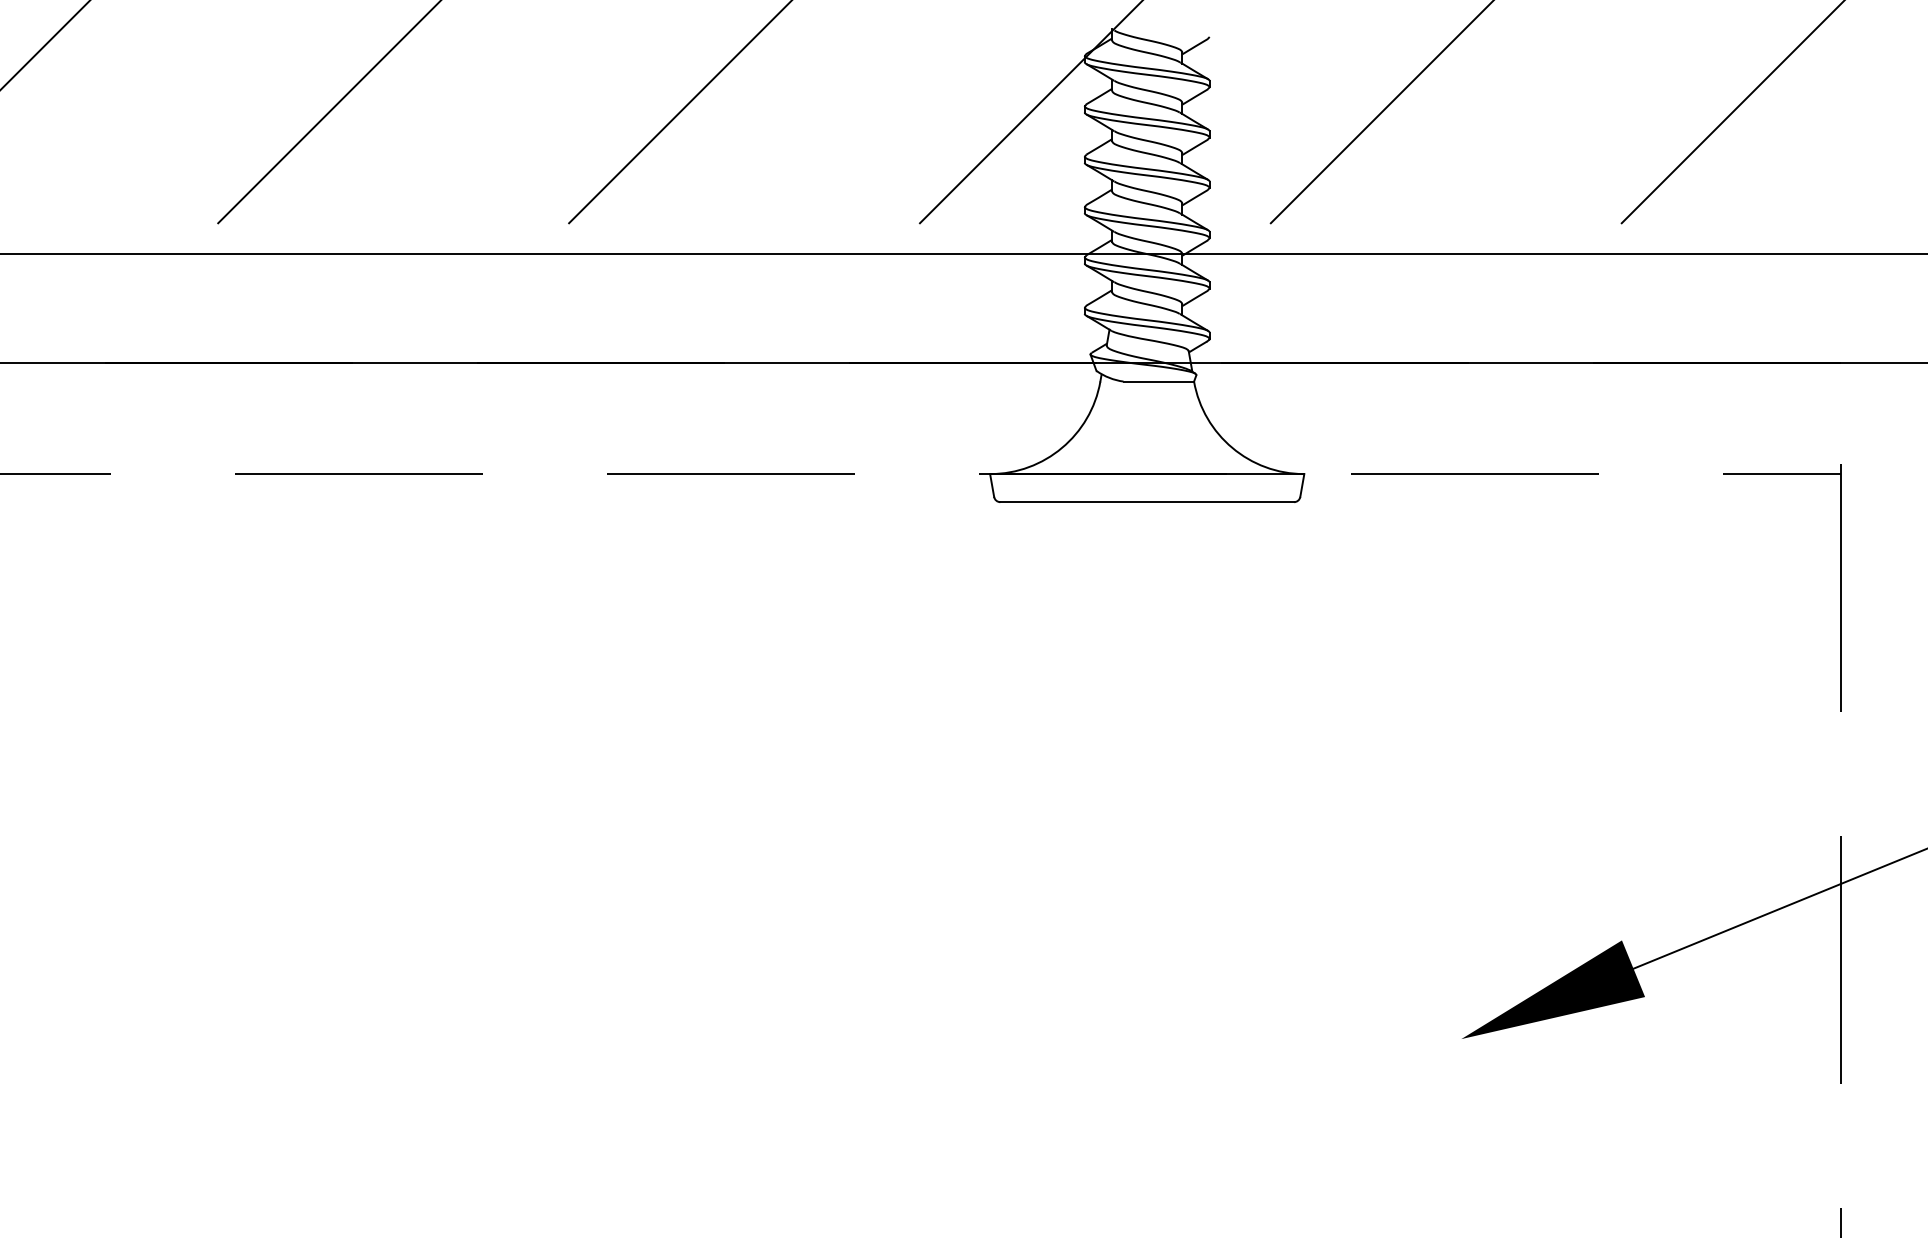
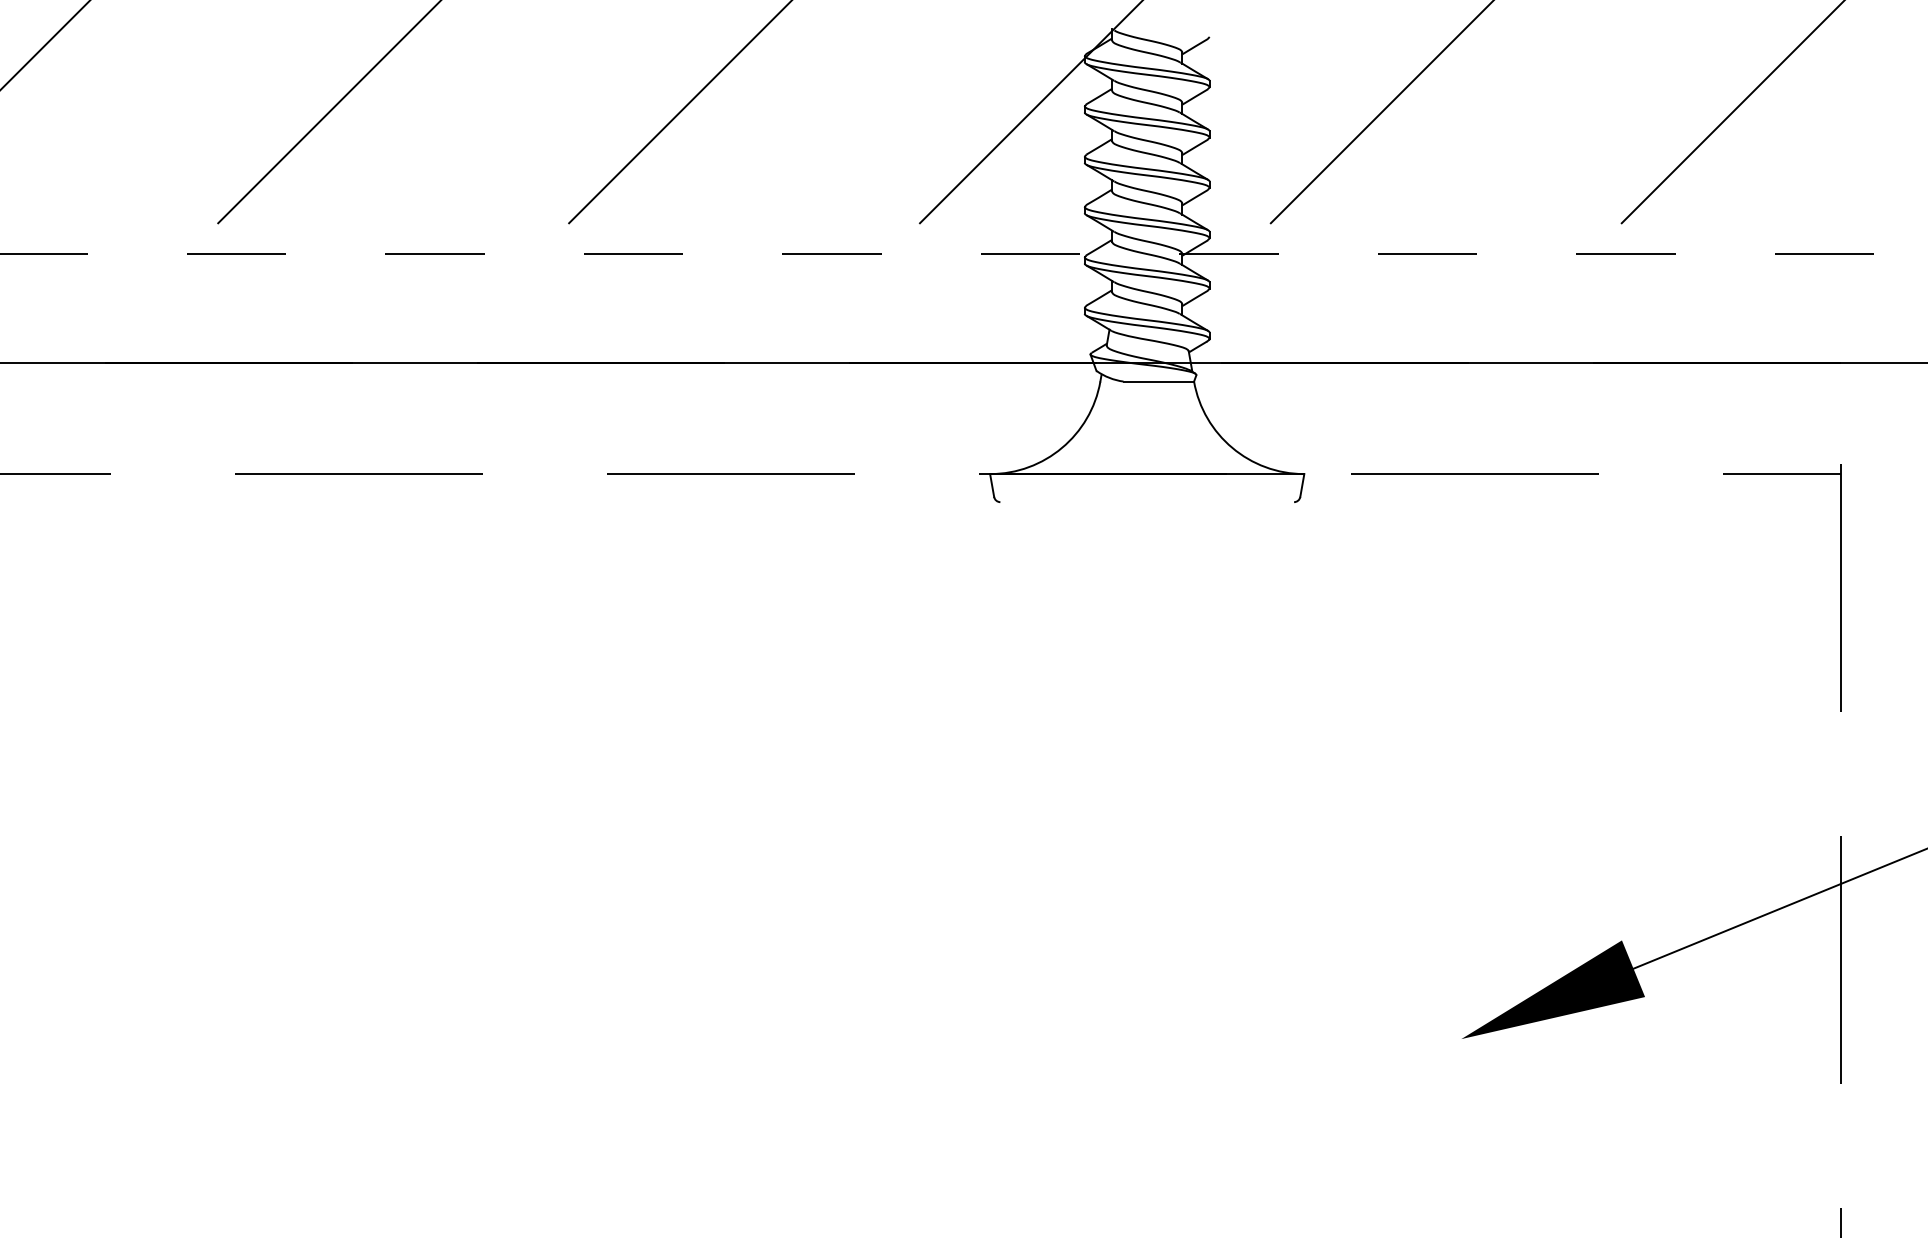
line: solid -> dashed (963, 253)
line: present -> none (1147, 502)
